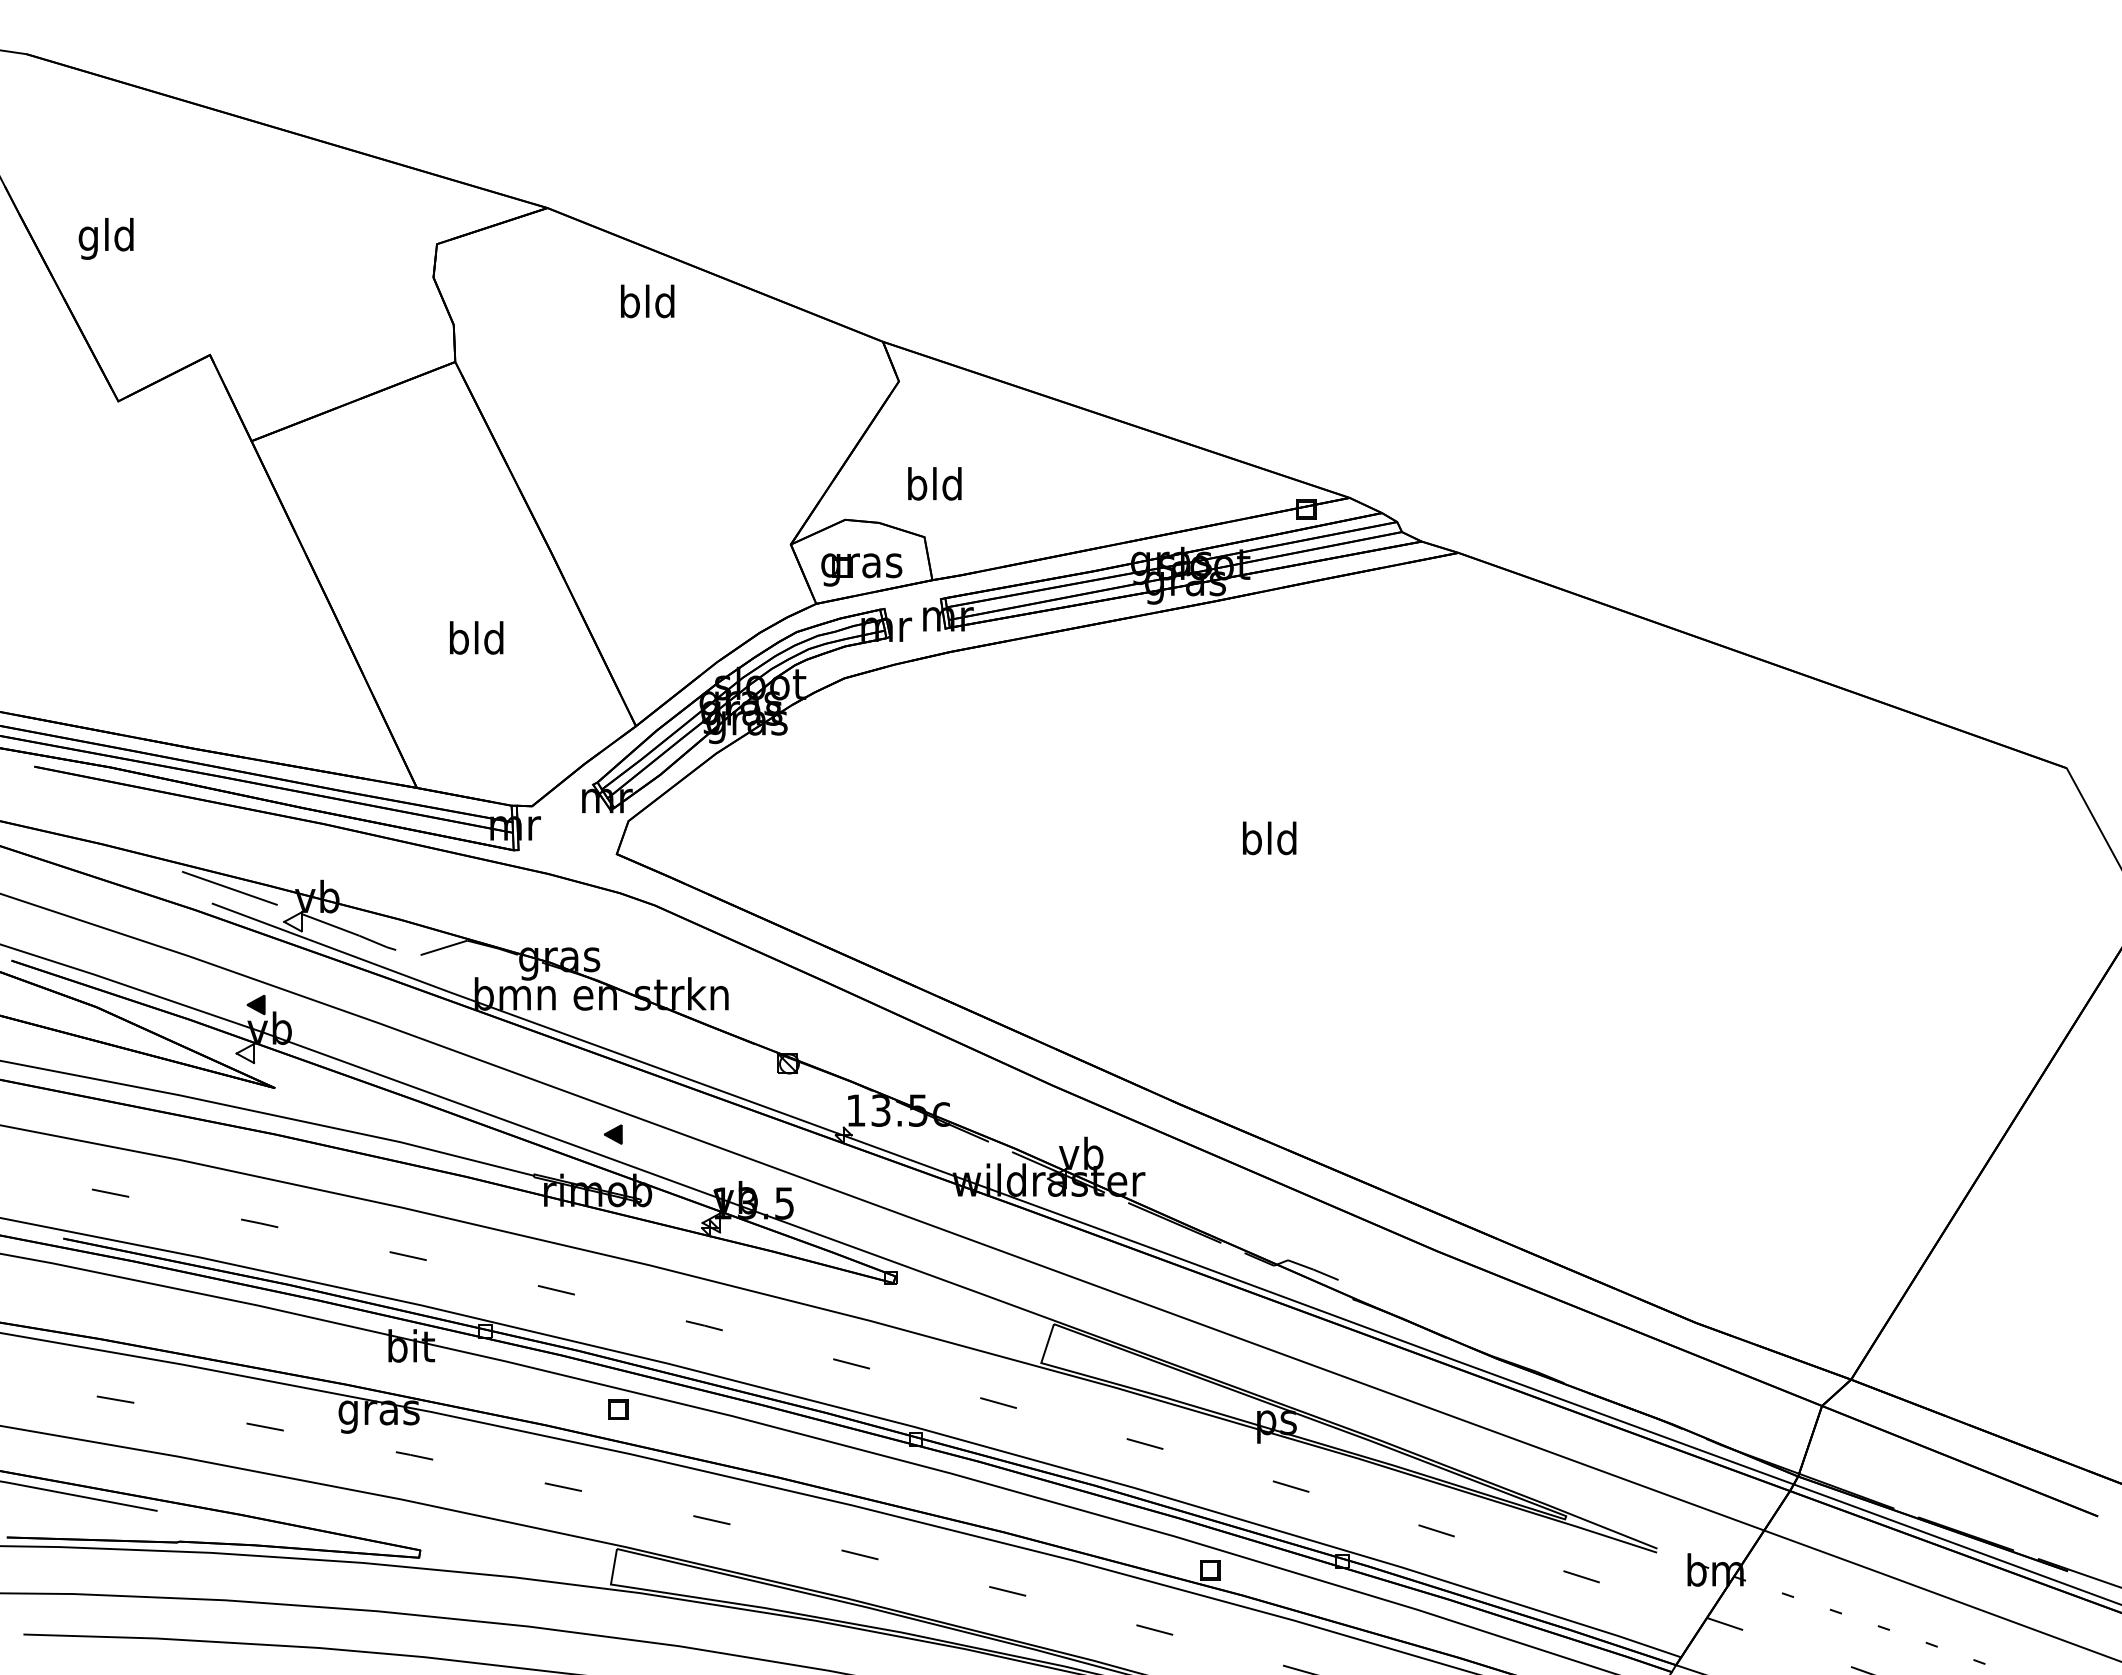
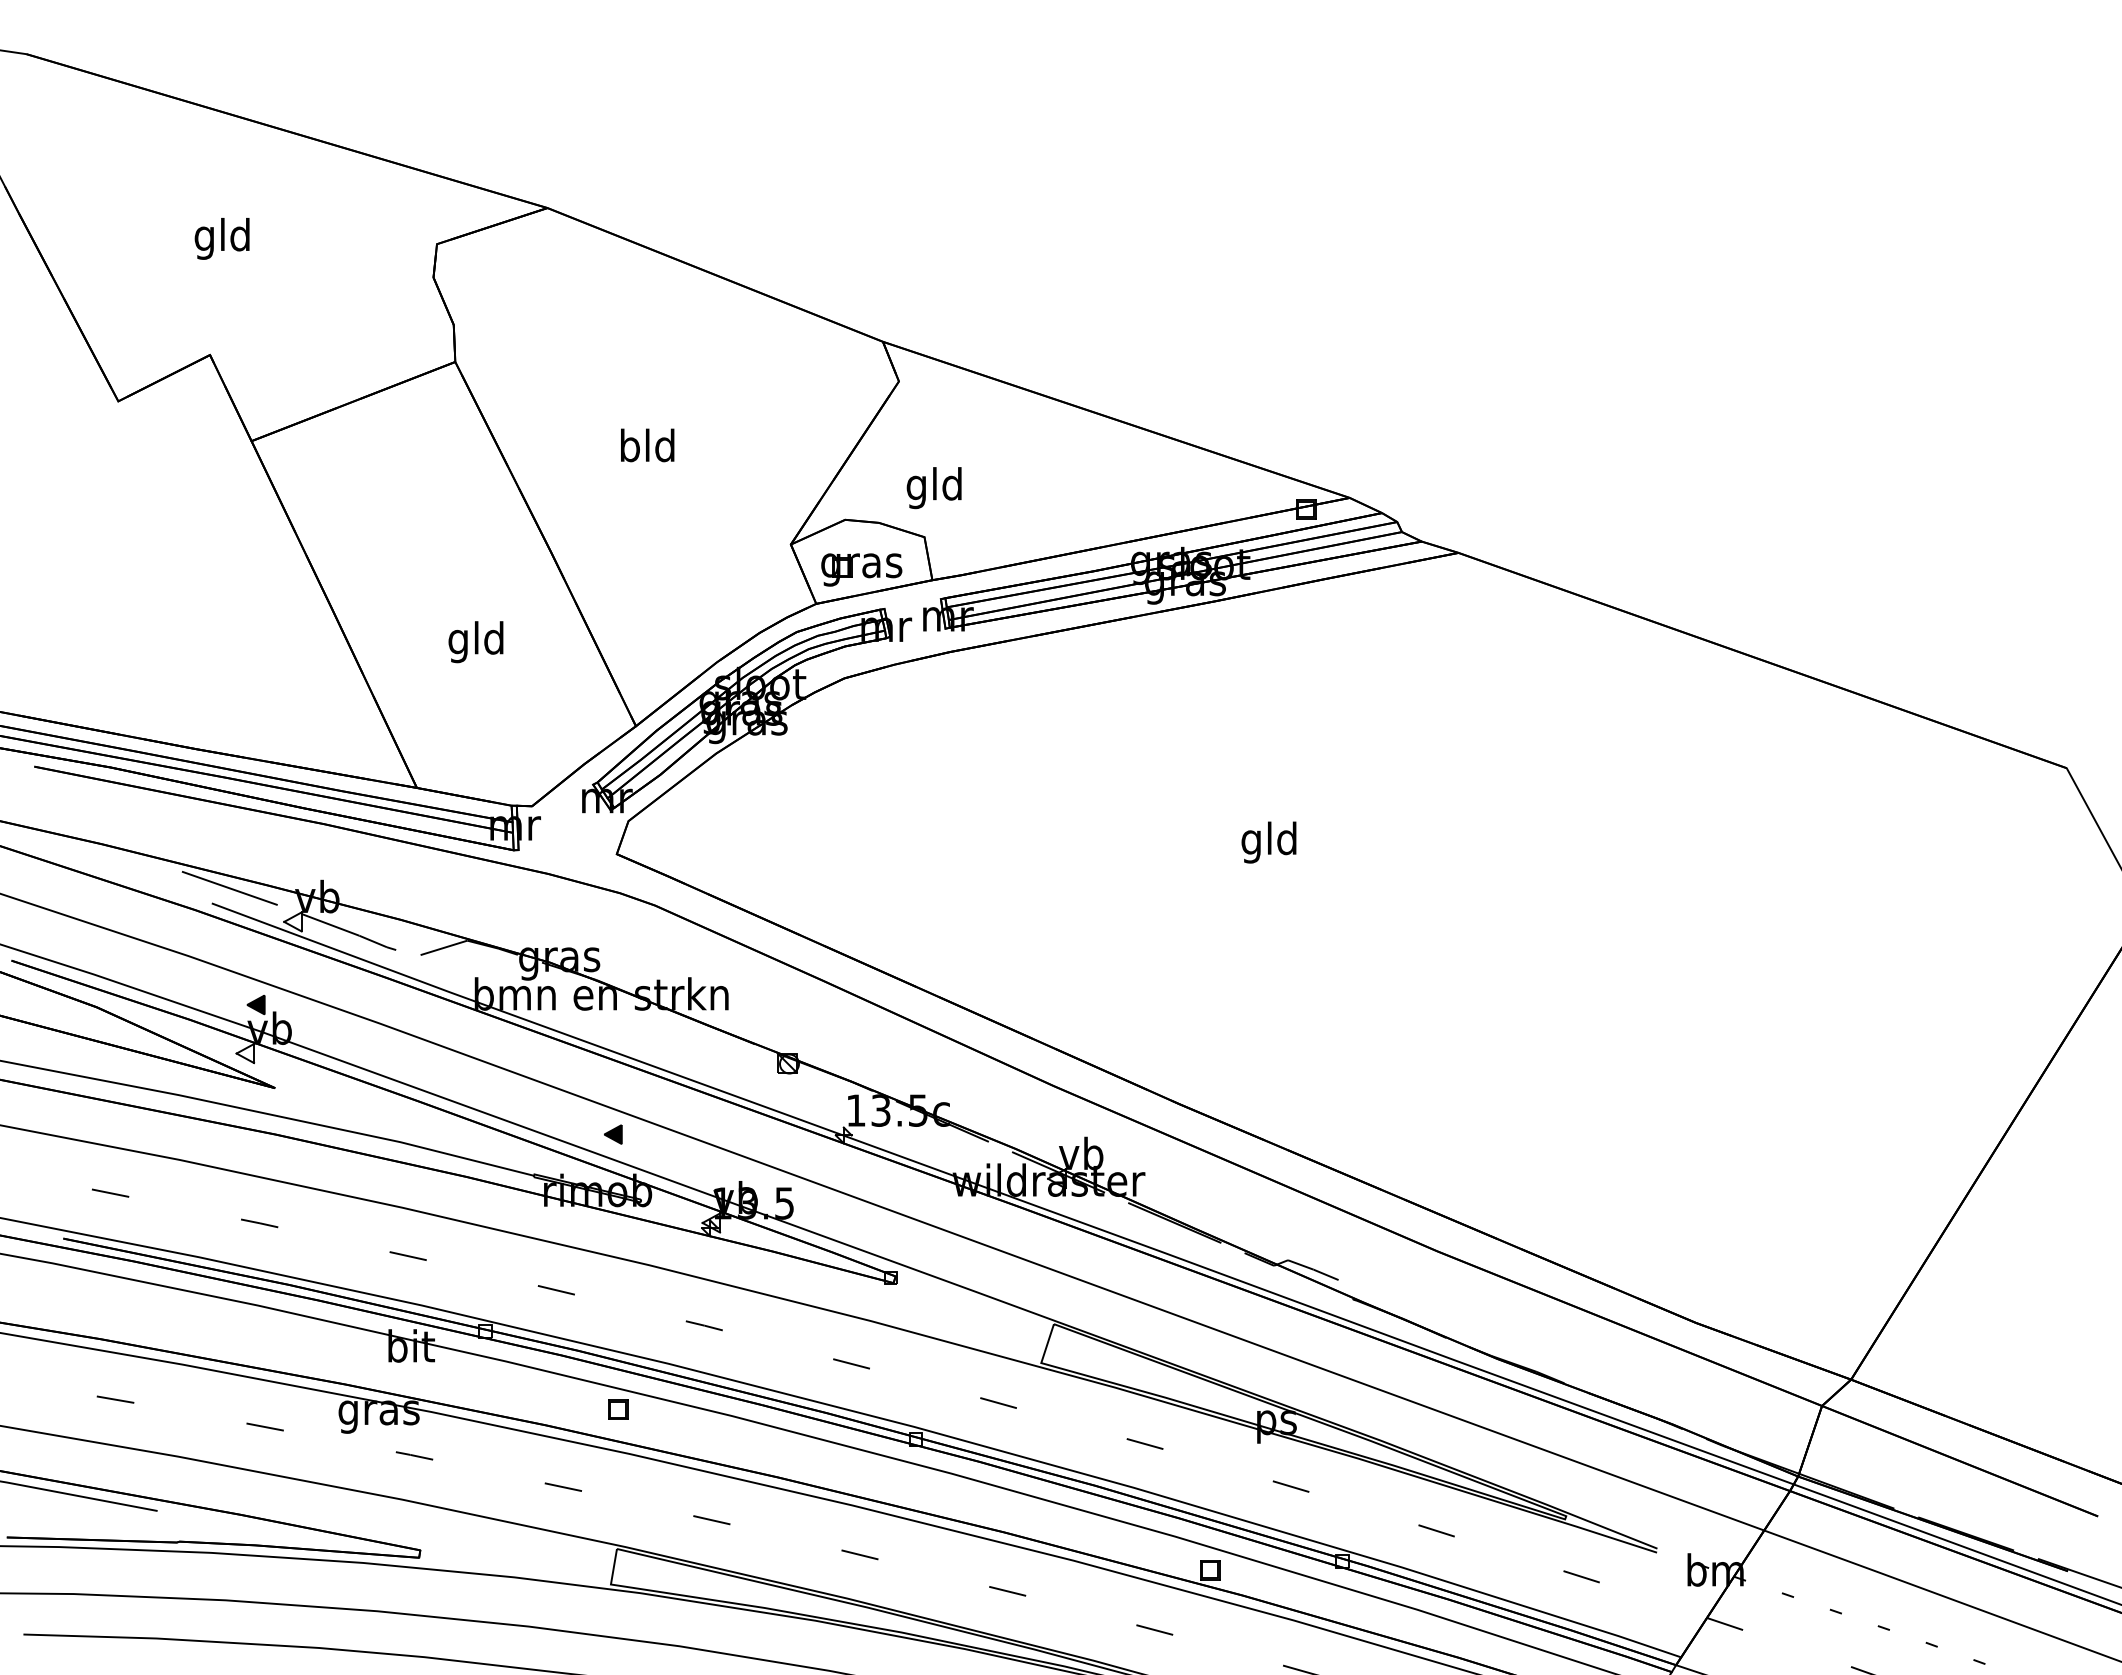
text position: (105, 238) -> (221, 238) (221, 238)
text position: (647, 301) -> (647, 445) (647, 445)
text: bld -> gld (916, 488)
text: bld -> gld (458, 642)
text: bld -> gld (1251, 842)
